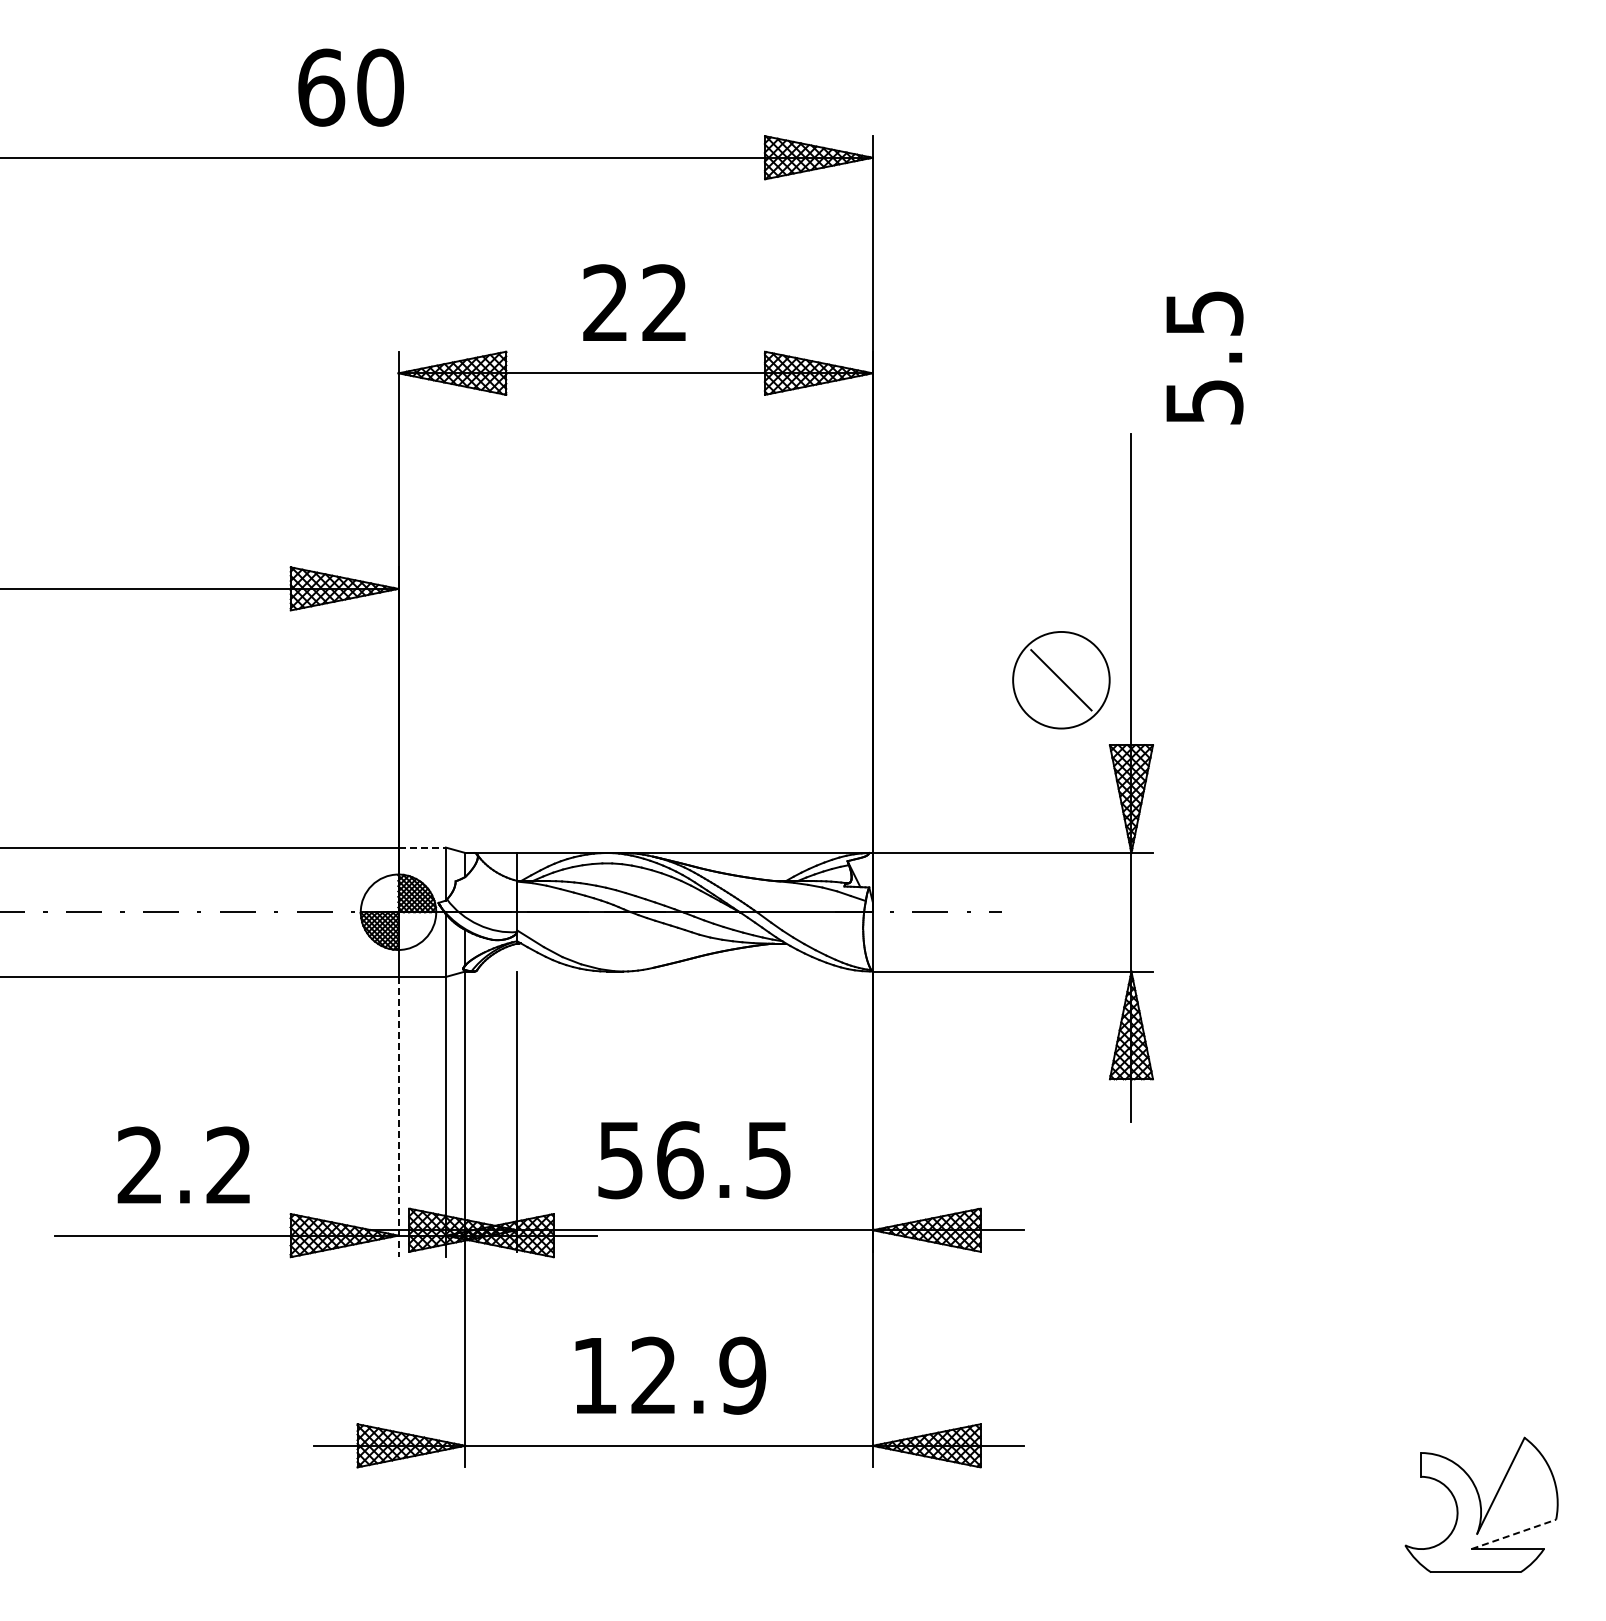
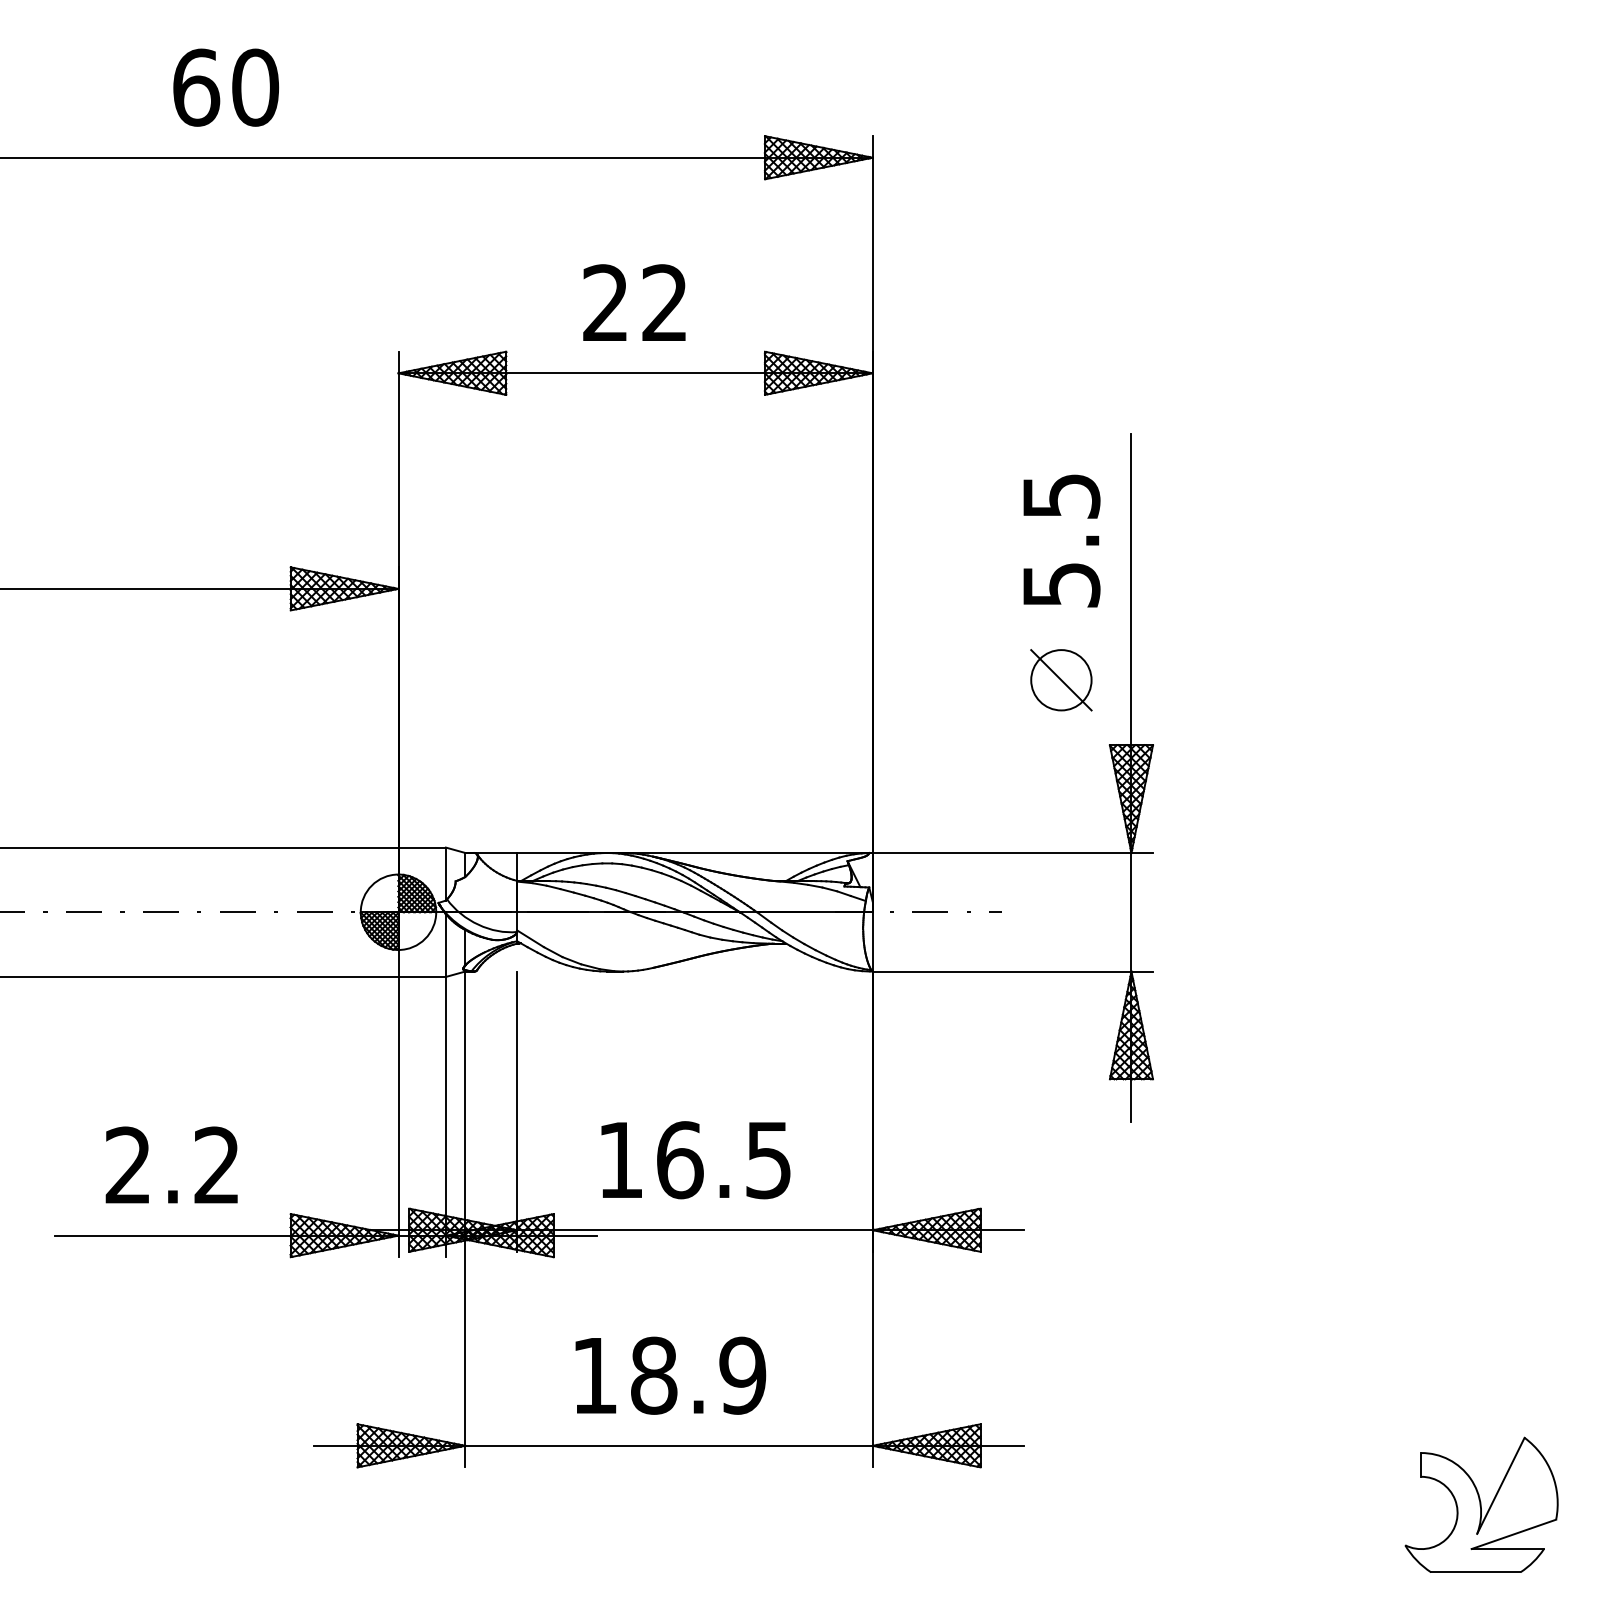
text position: (350, 87) -> (225, 87) (225, 87)
text position: (1204, 357) -> (1061, 540) (1061, 540)
circle diameter: 97 px -> 60 px (1061, 680)
line: dashed -> solid (422, 847)
line: dashed -> solid (398, 1117)
text: 56.5 -> 16.5 (620, 1160)
text position: (183, 1164) -> (171, 1164) (171, 1164)
text: 12.9 -> 18.9 (654, 1375)
line: dashed -> solid (1513, 1534)
